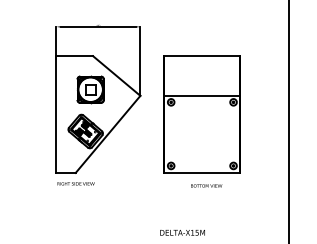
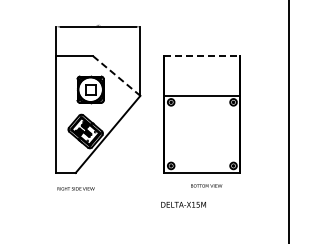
line: solid -> dashed (202, 56)
line: solid -> dashed (116, 76)
text position: (75, 183) -> (75, 188) (75, 188)
text position: (182, 232) -> (183, 204) (183, 204)
